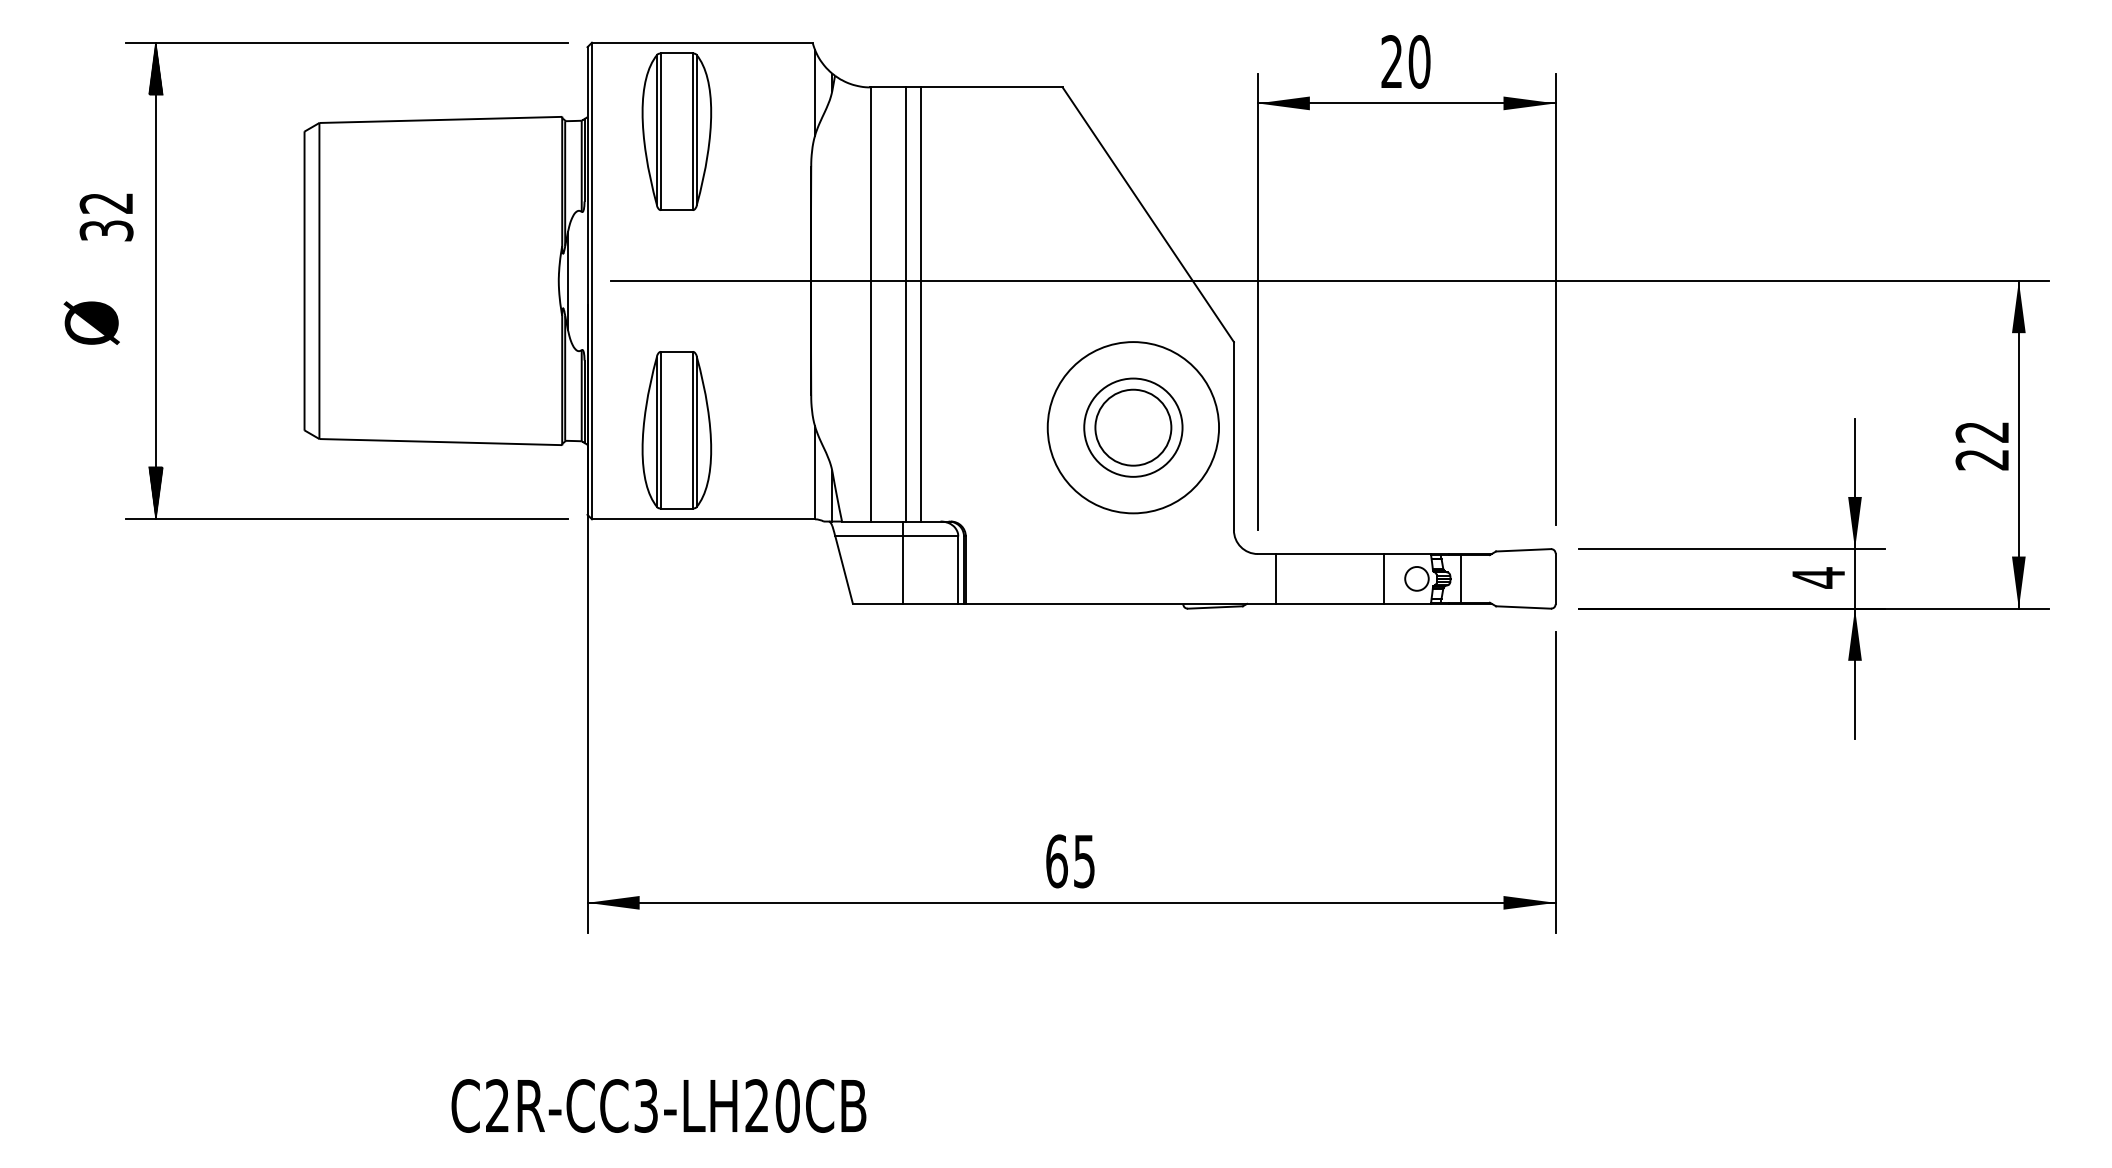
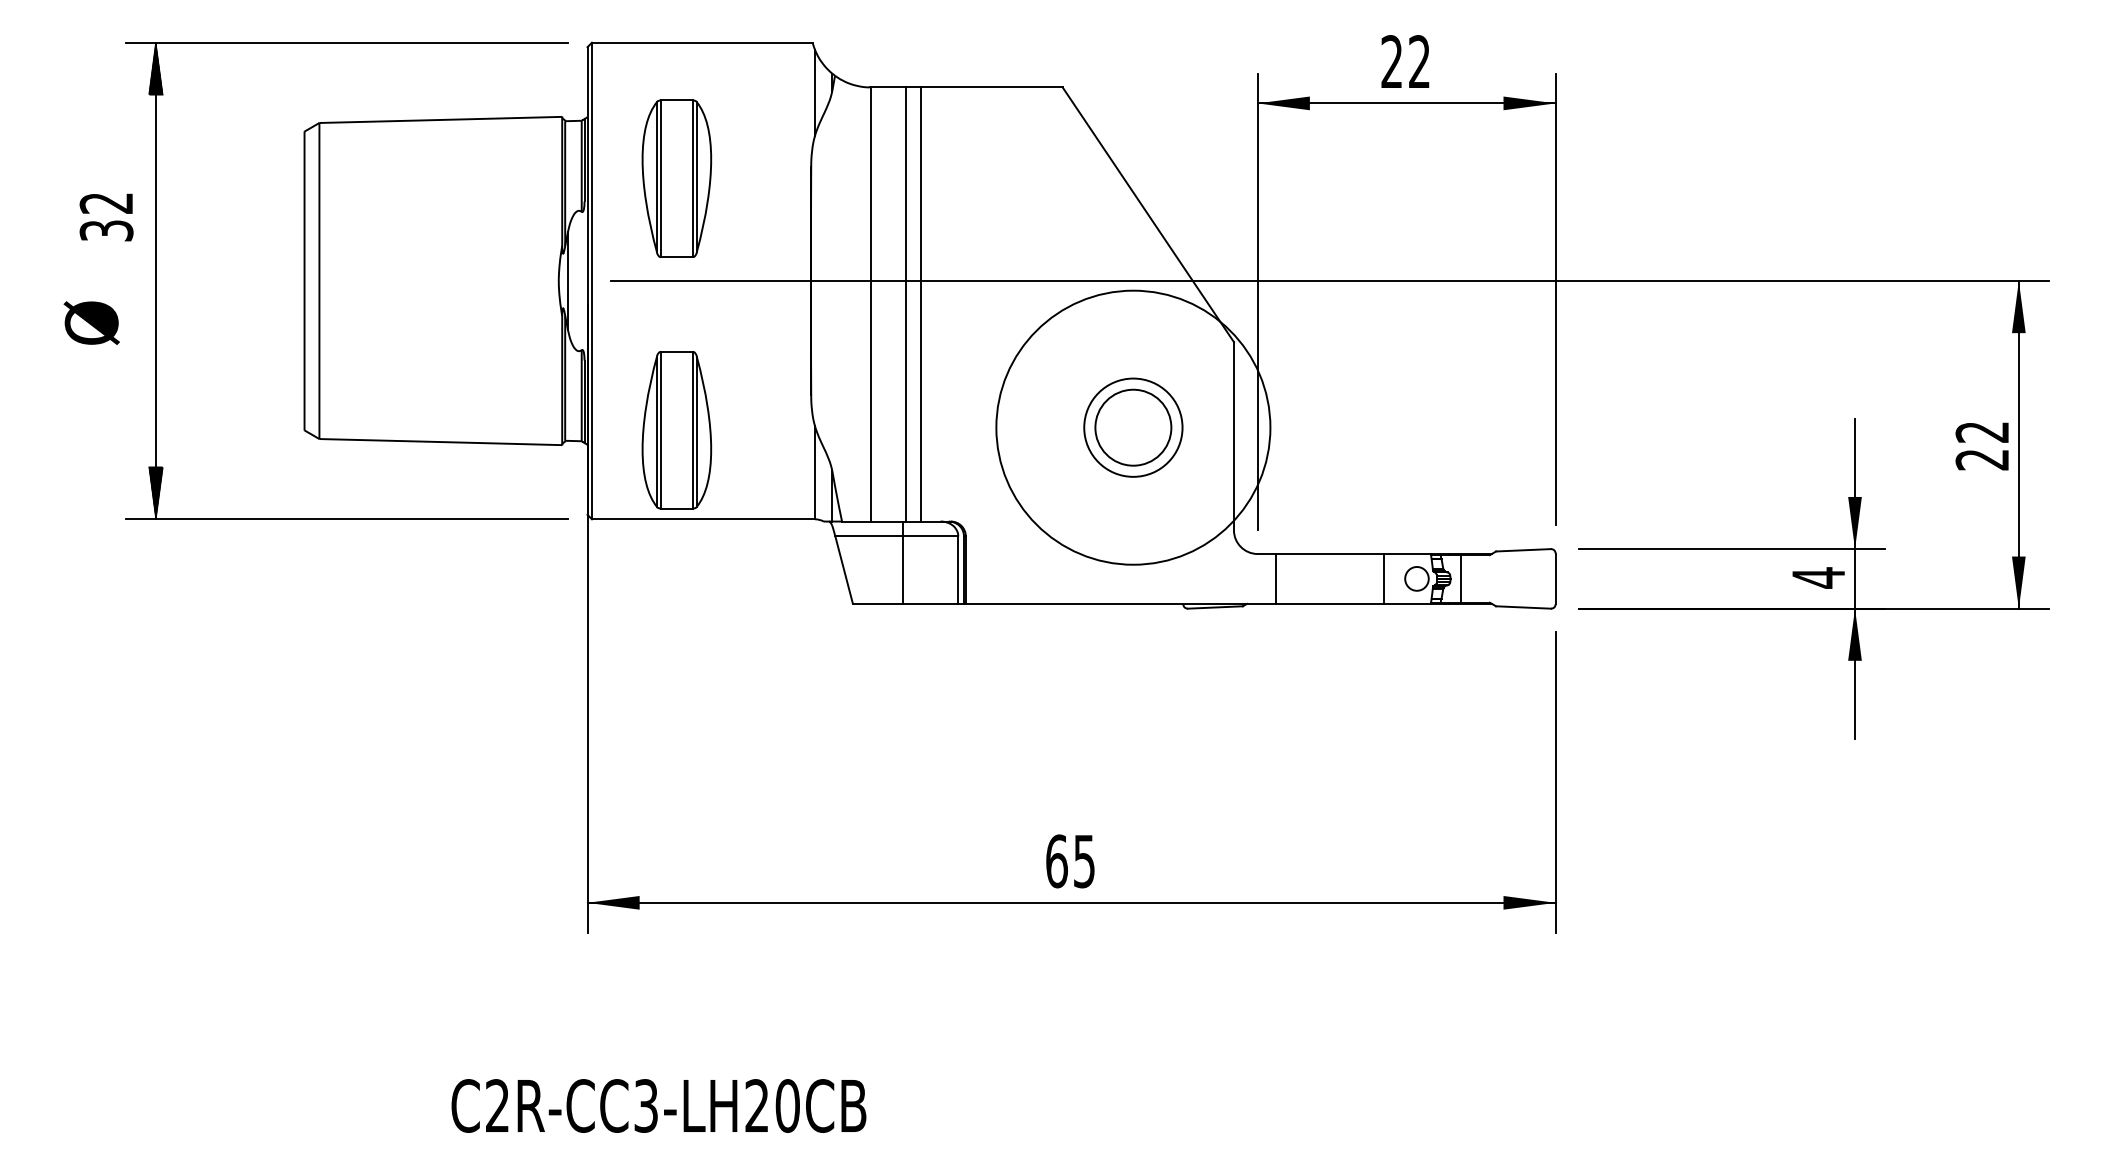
text: 20 -> 22 (1419, 61)
part position: (676, 131) -> (676, 178) (676, 178)
circle diameter: 171 px -> 274 px (1133, 427)
